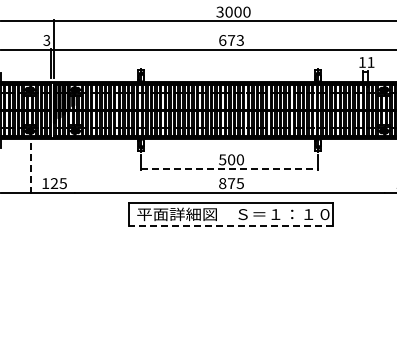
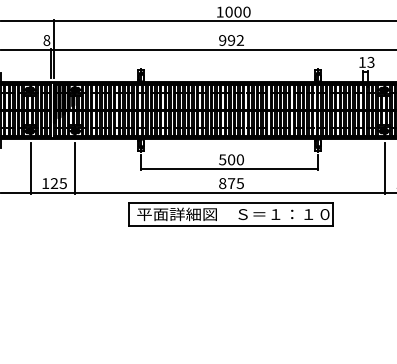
text: 3000 -> 1000 (219, 11)
text: 3 -> 8 (46, 40)
text: 673 -> 992 (231, 40)
text: 11 -> 13 (370, 62)
line: dashed -> solid (30, 168)
line: none -> present (74, 168)
line: none -> present (384, 168)
line: dashed -> solid (229, 169)
line: dashed -> solid (231, 226)
